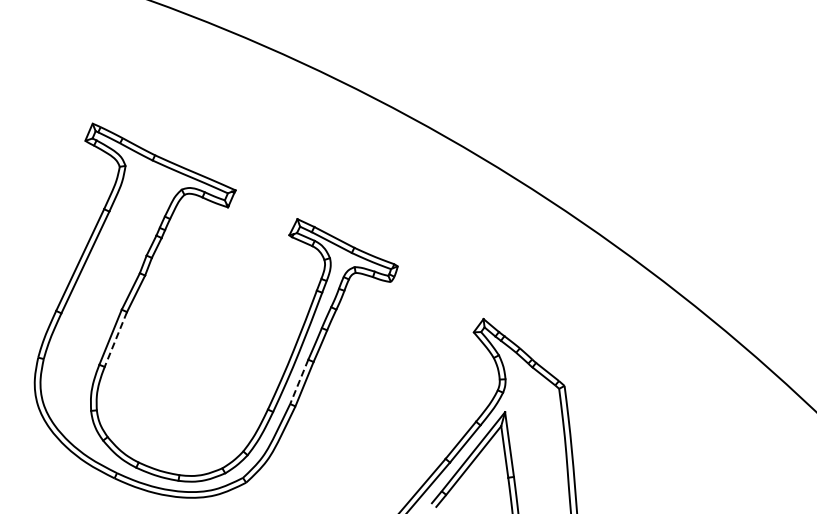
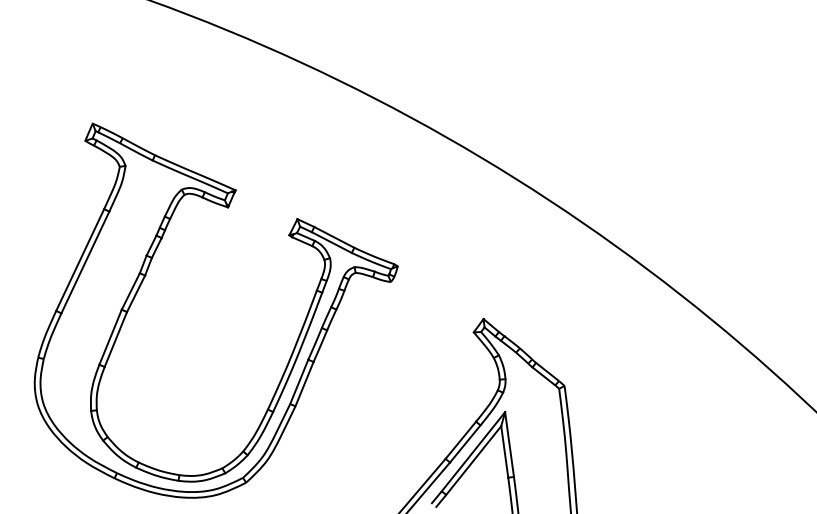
line: dashed -> solid (115, 339)
line: dashed -> solid (299, 381)
